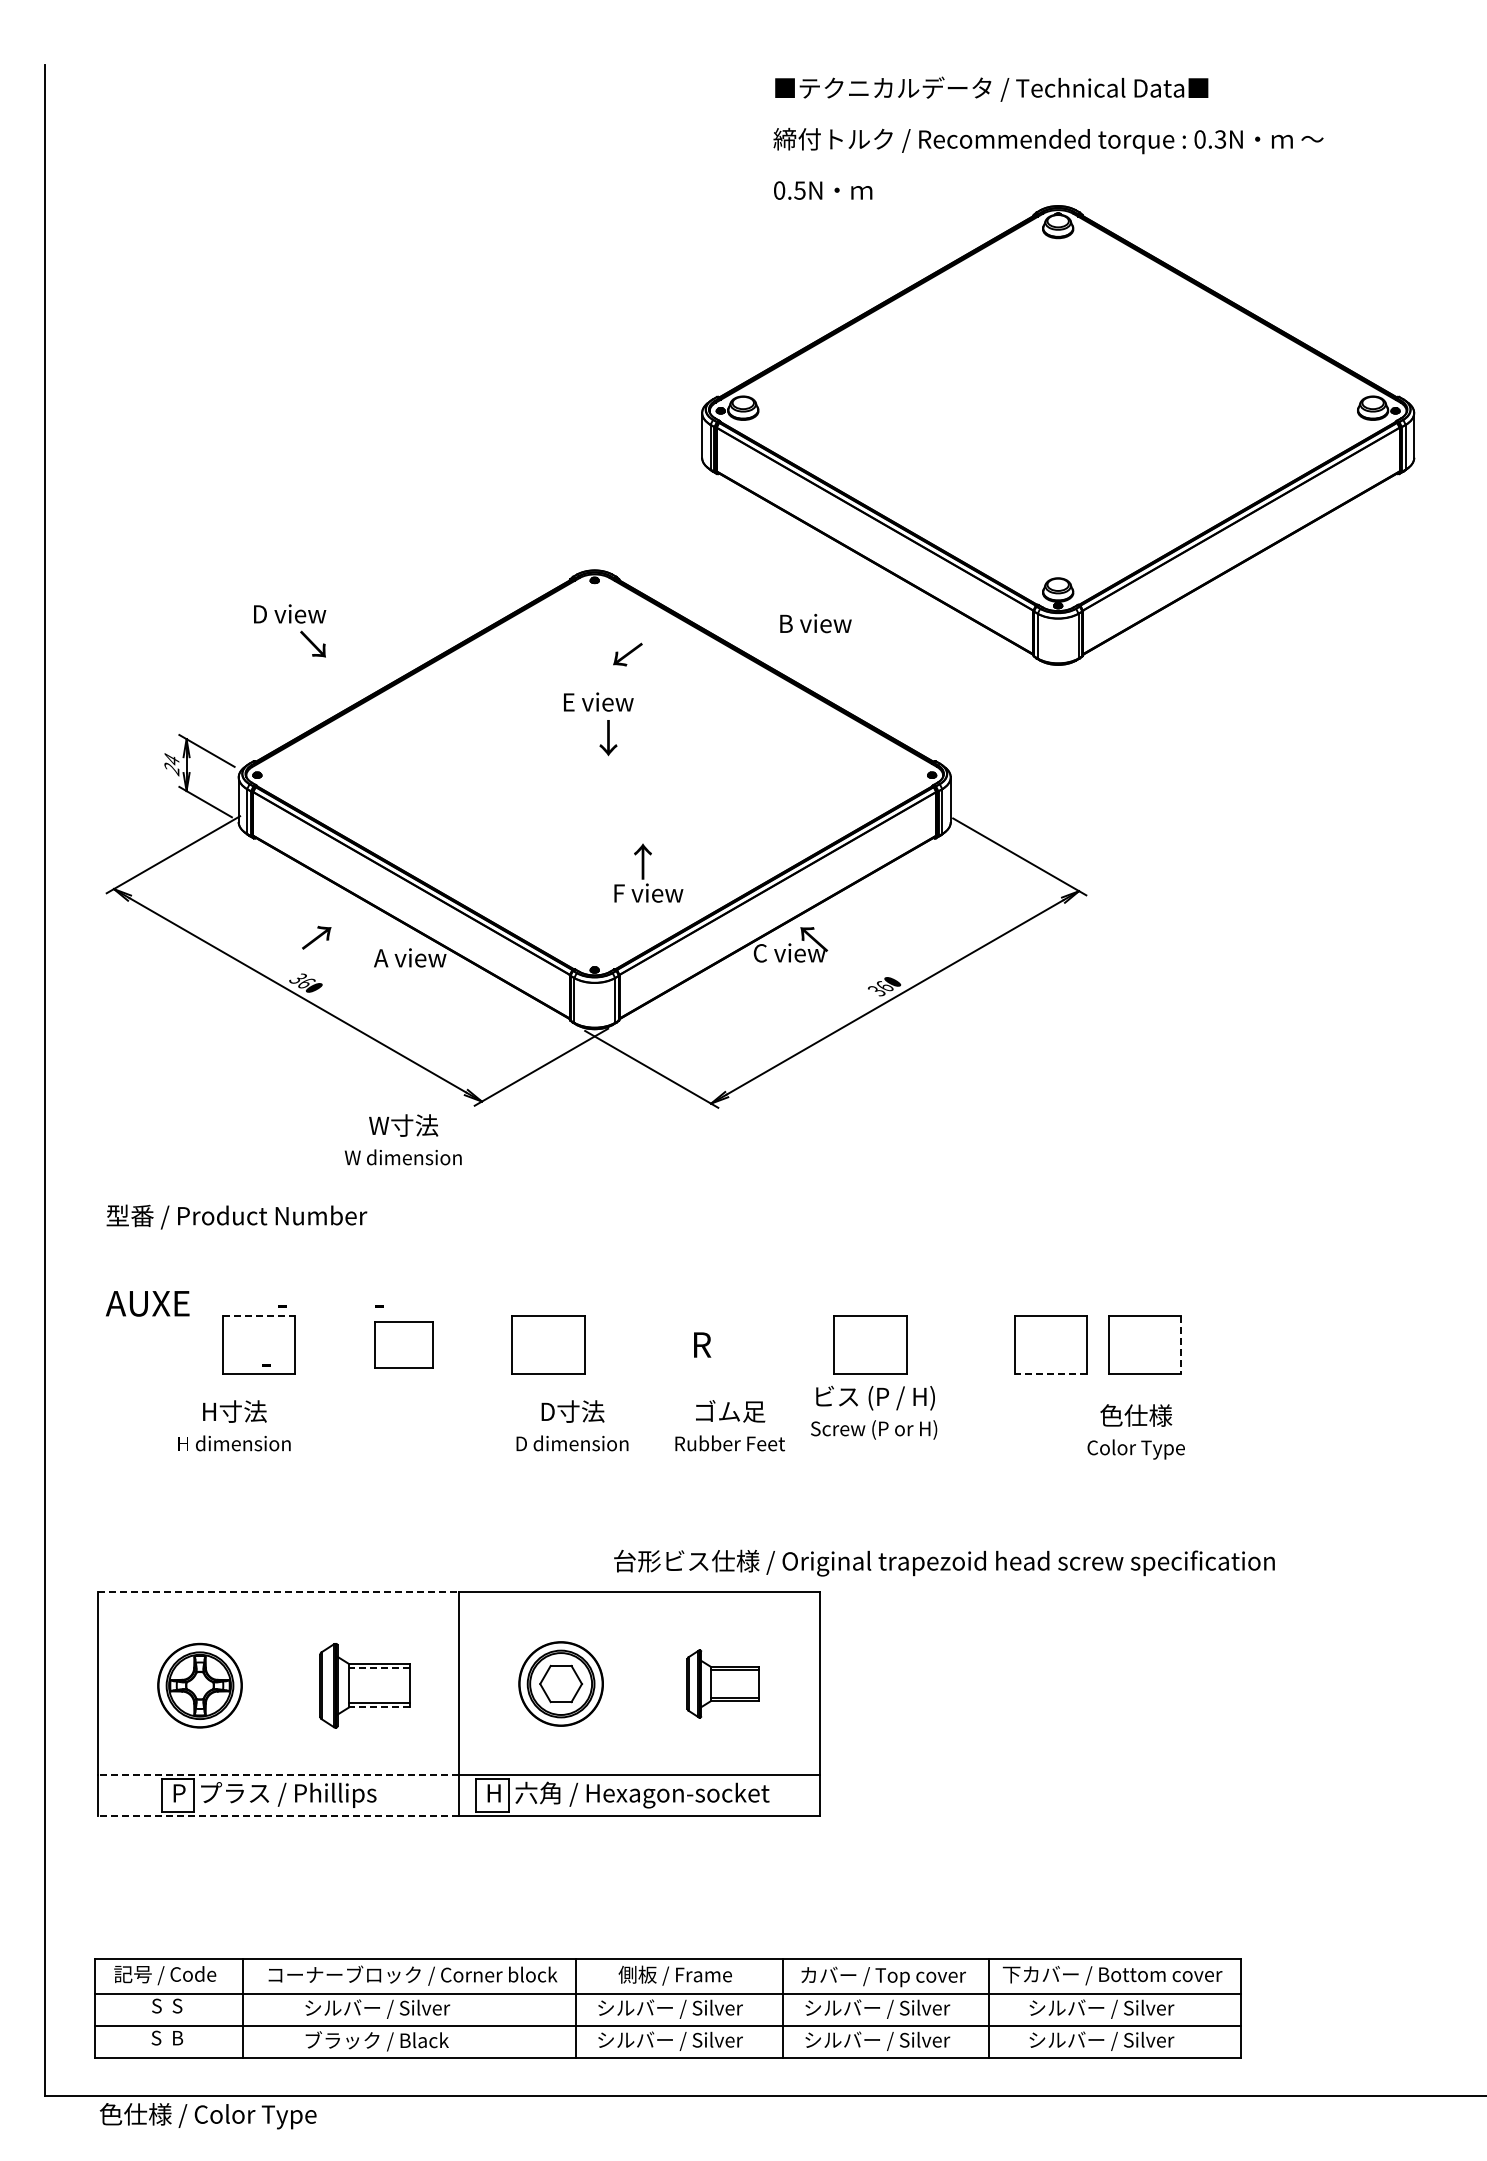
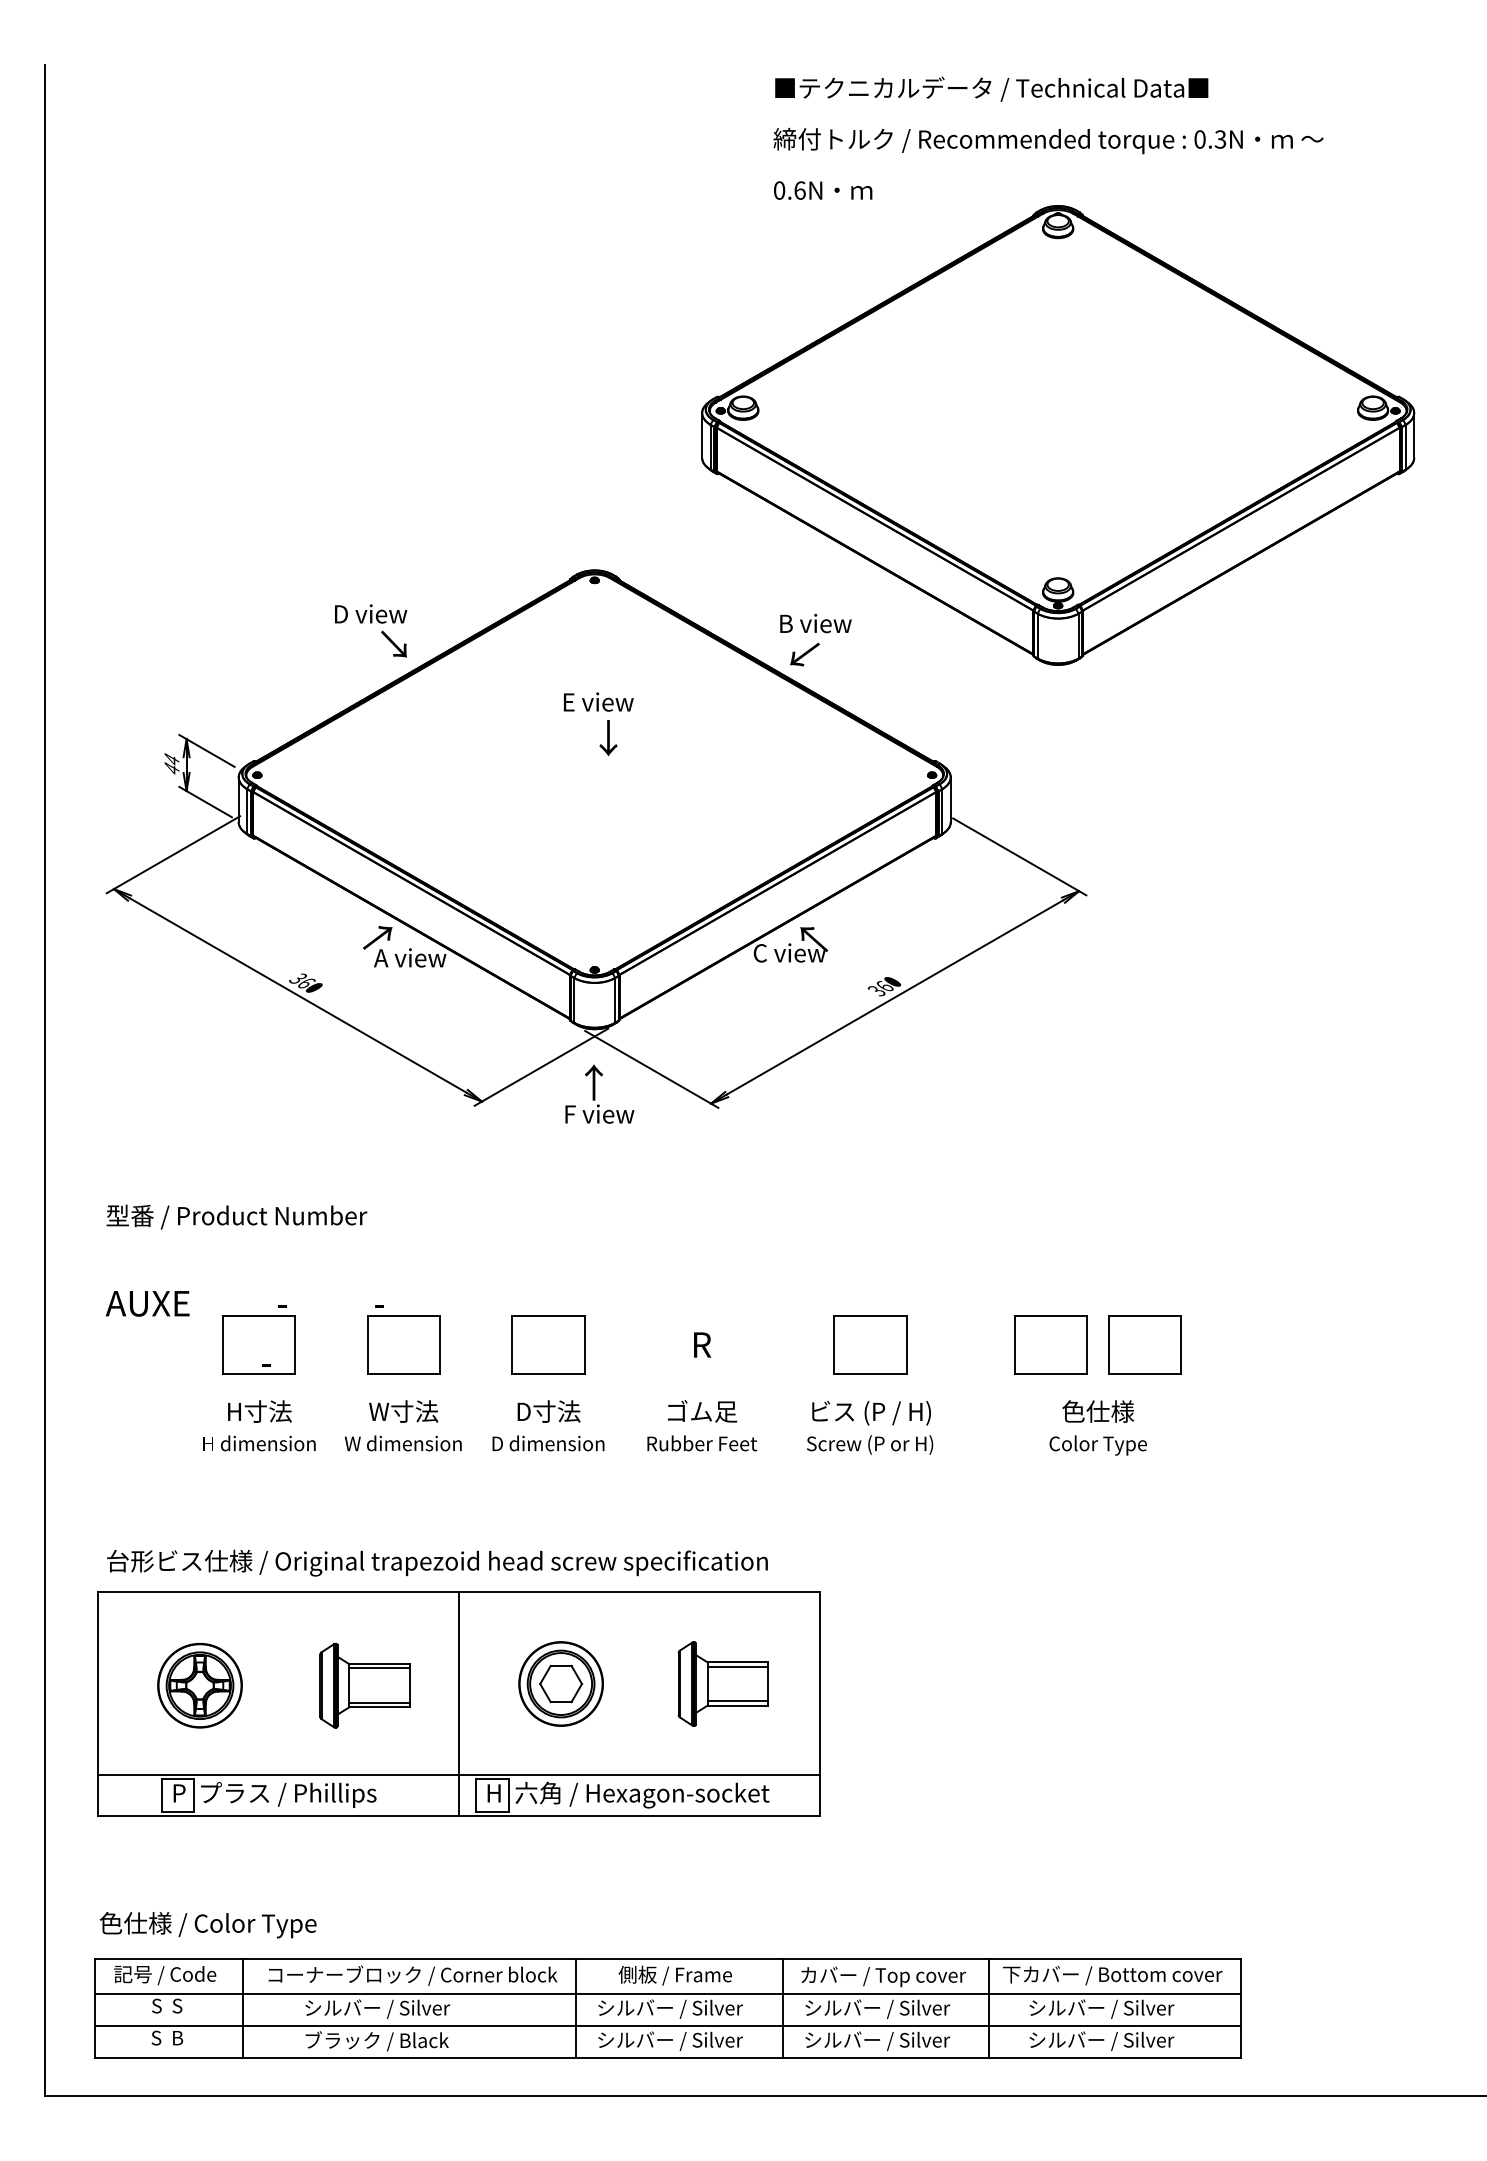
text: 0.5N -> 0.6N (799, 190)
text position: (290, 630) -> (371, 630) (371, 630)
text position: (627, 654) -> (804, 654) (804, 654)
text: 24 -> 44 (171, 769)
text position: (648, 872) -> (599, 1093) (599, 1093)
text position: (316, 937) -> (377, 937) (377, 937)
text position: (402, 1139) -> (402, 1425) (402, 1425)
line: dashed -> solid (259, 1316)
part size: 60x48 px -> 74x60 px (403, 1344)
line: dashed -> solid (1181, 1345)
line: dashed -> solid (1050, 1373)
text position: (874, 1412) -> (870, 1427) (870, 1427)
text position: (234, 1425) -> (259, 1425) (259, 1425)
text position: (572, 1425) -> (548, 1425) (548, 1425)
text position: (729, 1425) -> (701, 1425) (701, 1425)
text position: (1135, 1431) -> (1097, 1427) (1097, 1427)
text position: (944, 1562) -> (437, 1562) (437, 1562)
line: dashed -> solid (278, 1592)
line: dashed -> solid (379, 1668)
part size: 74x70 px -> 92x86 px (722, 1683)
line: dashed -> solid (379, 1707)
line: dashed -> solid (278, 1775)
line: dashed -> solid (278, 1816)
text position: (207, 2116) -> (207, 1925) (207, 1925)
